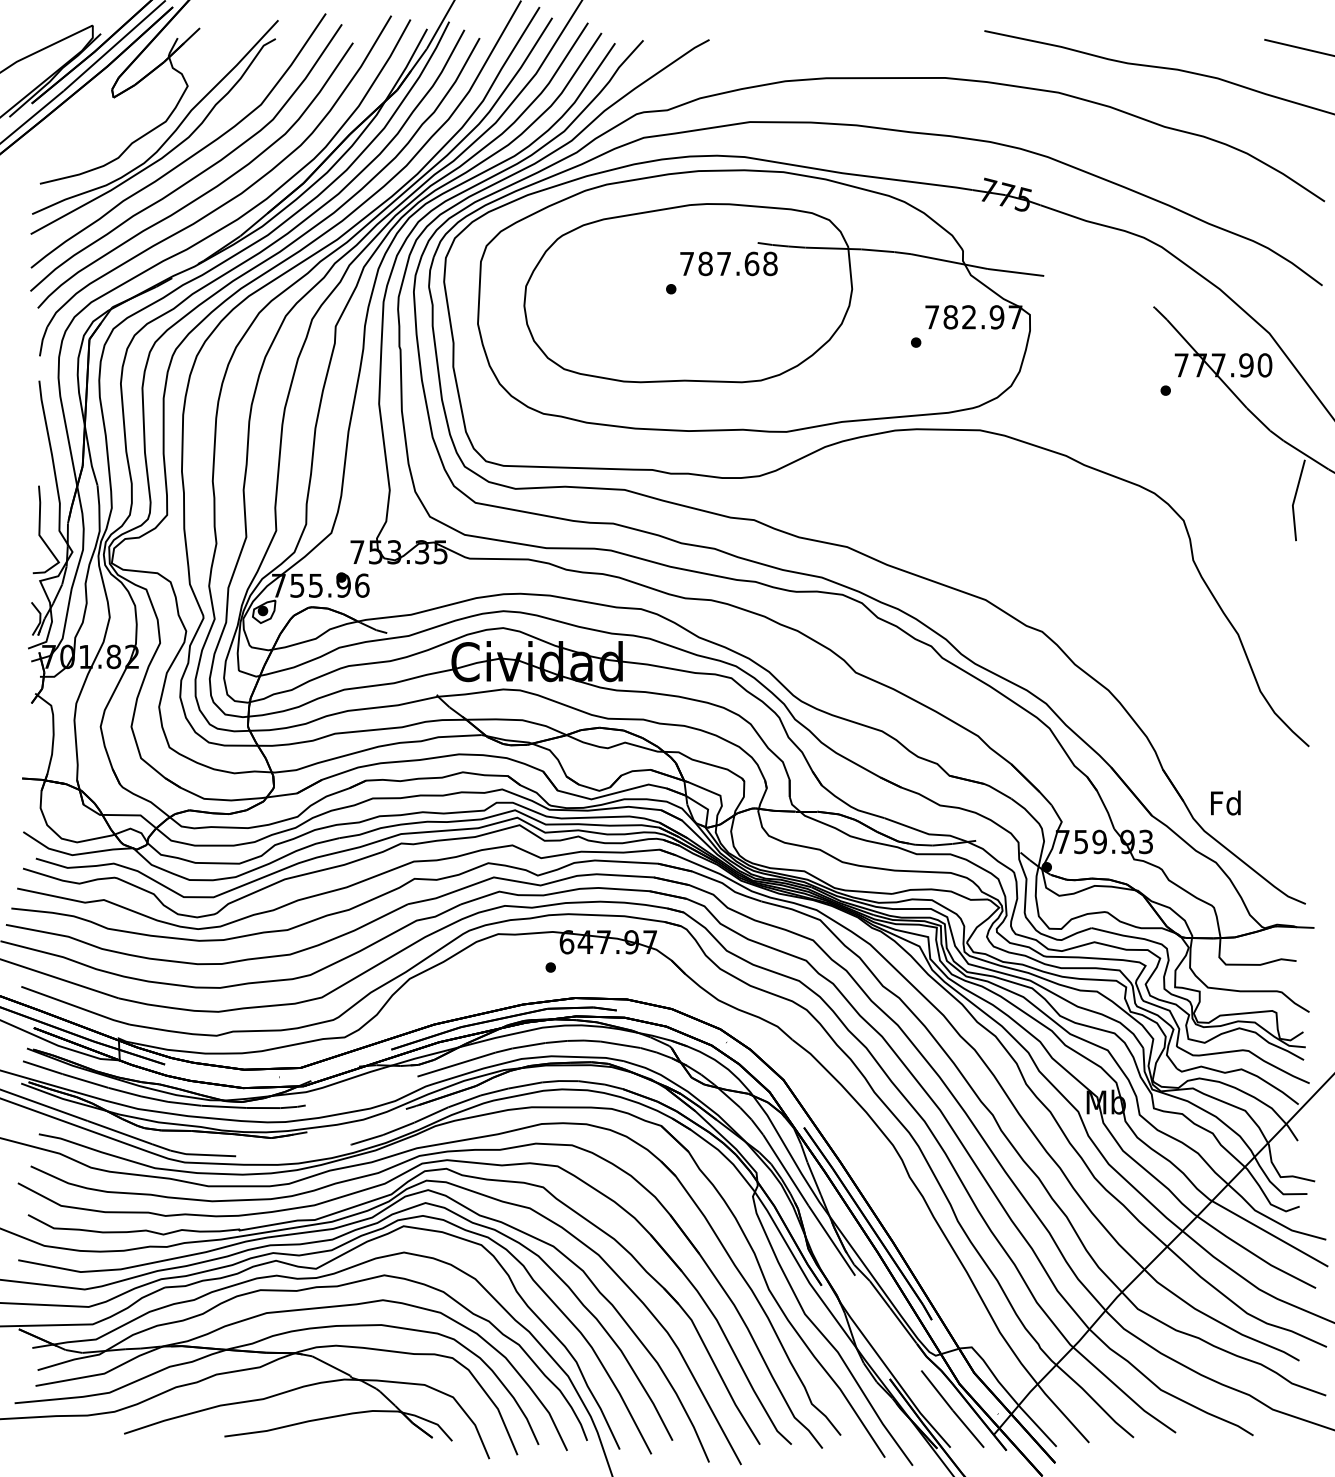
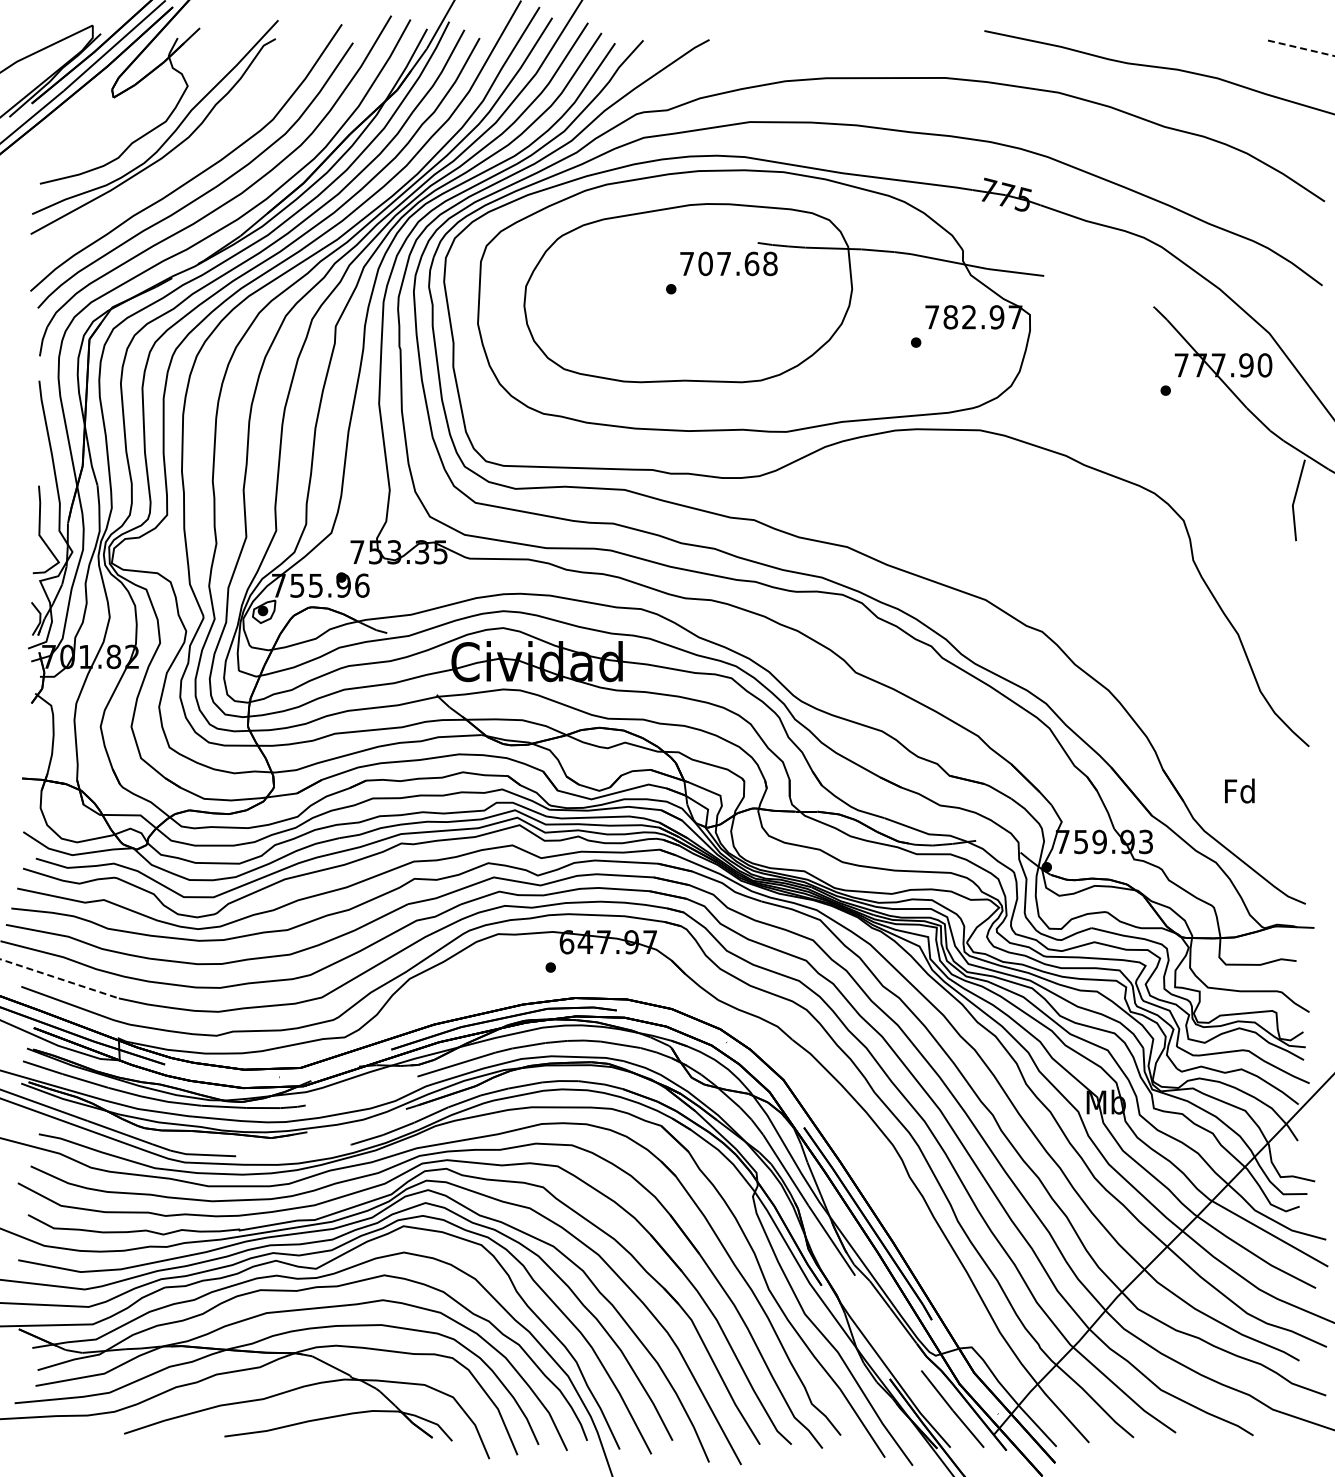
line: solid -> dashed (1299, 47)
curve: present -> none (189, 156)
text: 787.68 -> 707.68 (705, 263)
text position: (1225, 802) -> (1239, 790) (1239, 790)
line: solid -> dashed (60, 979)
